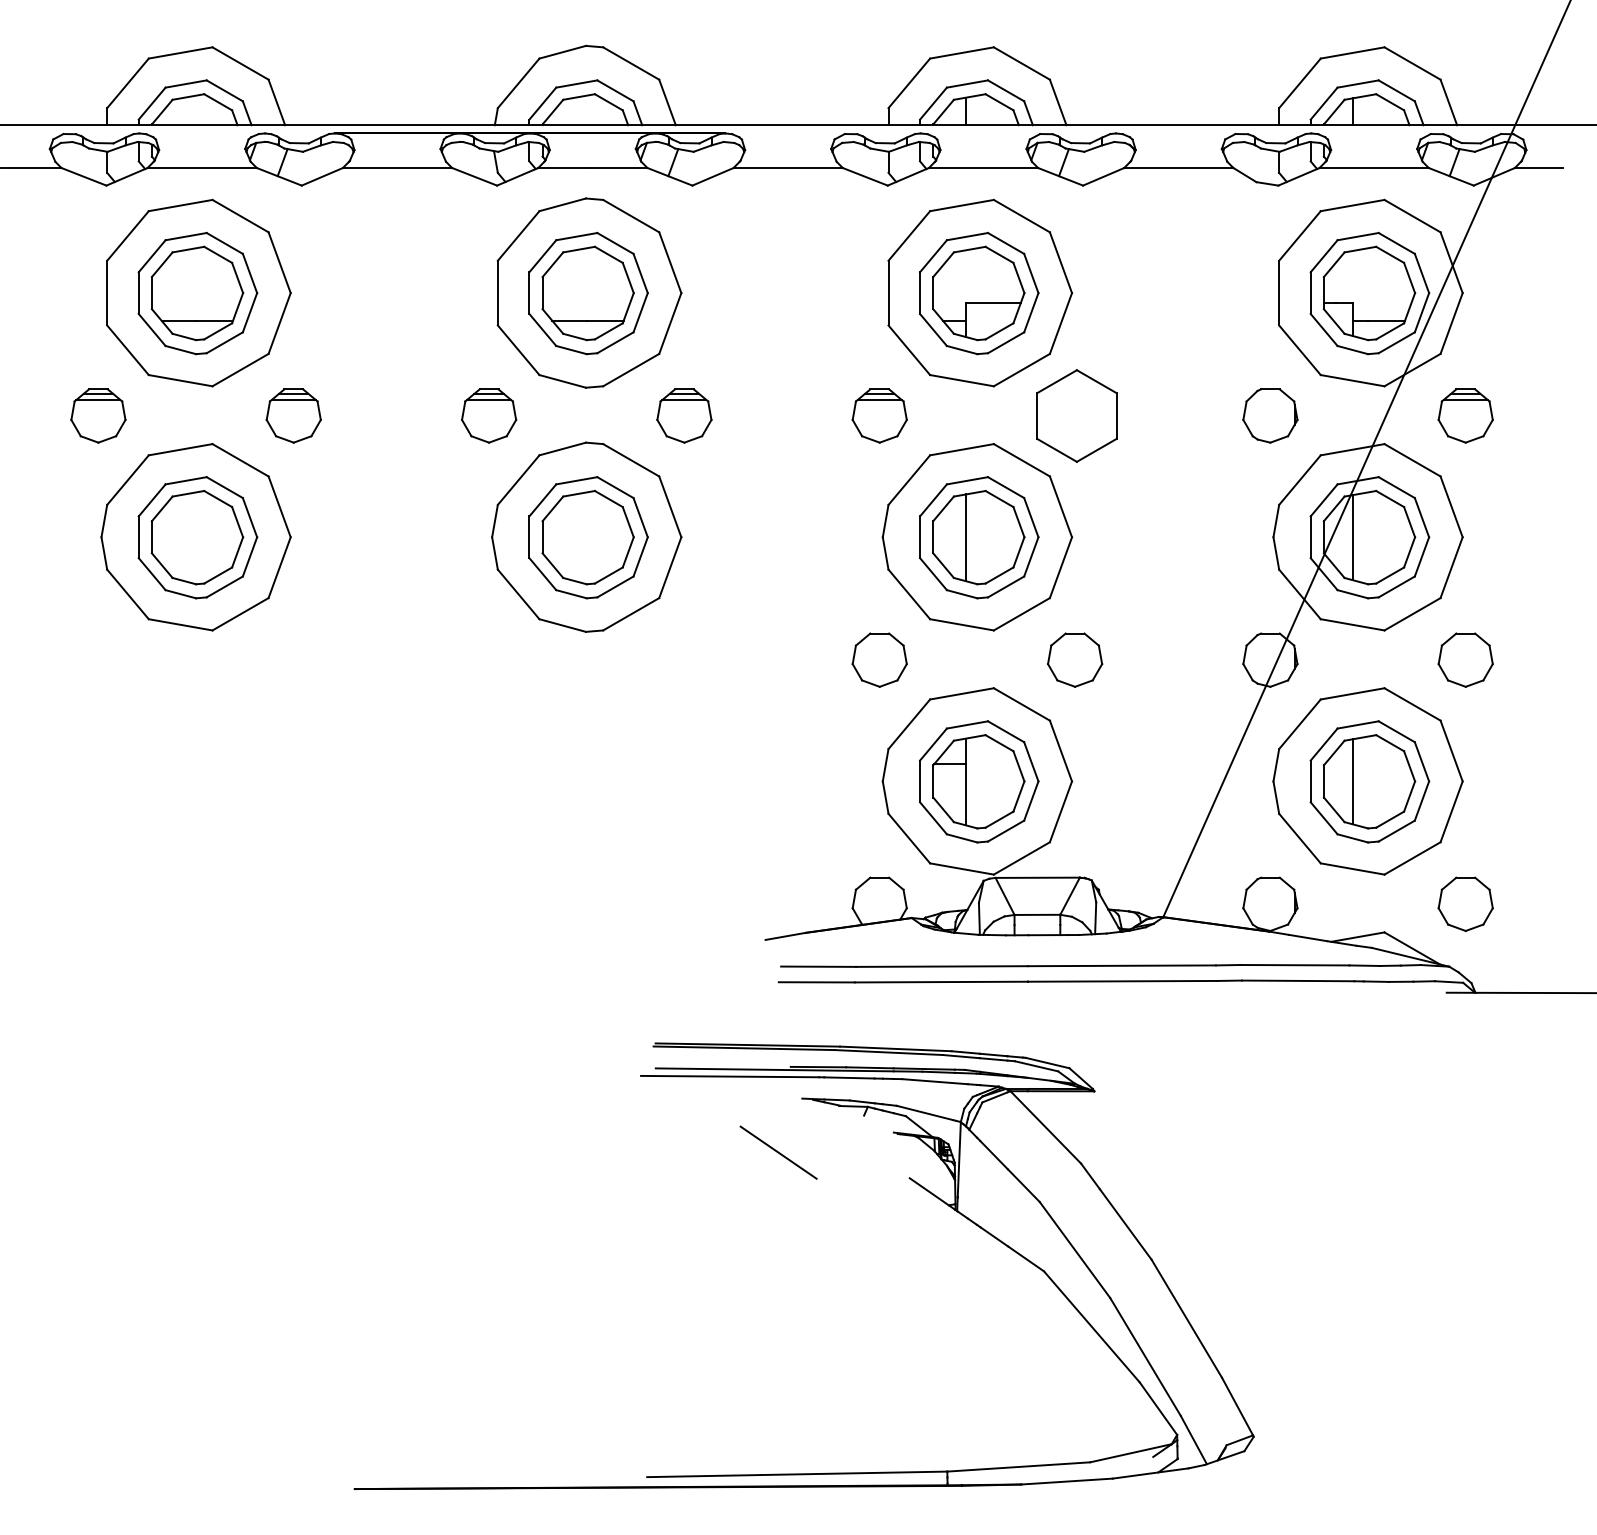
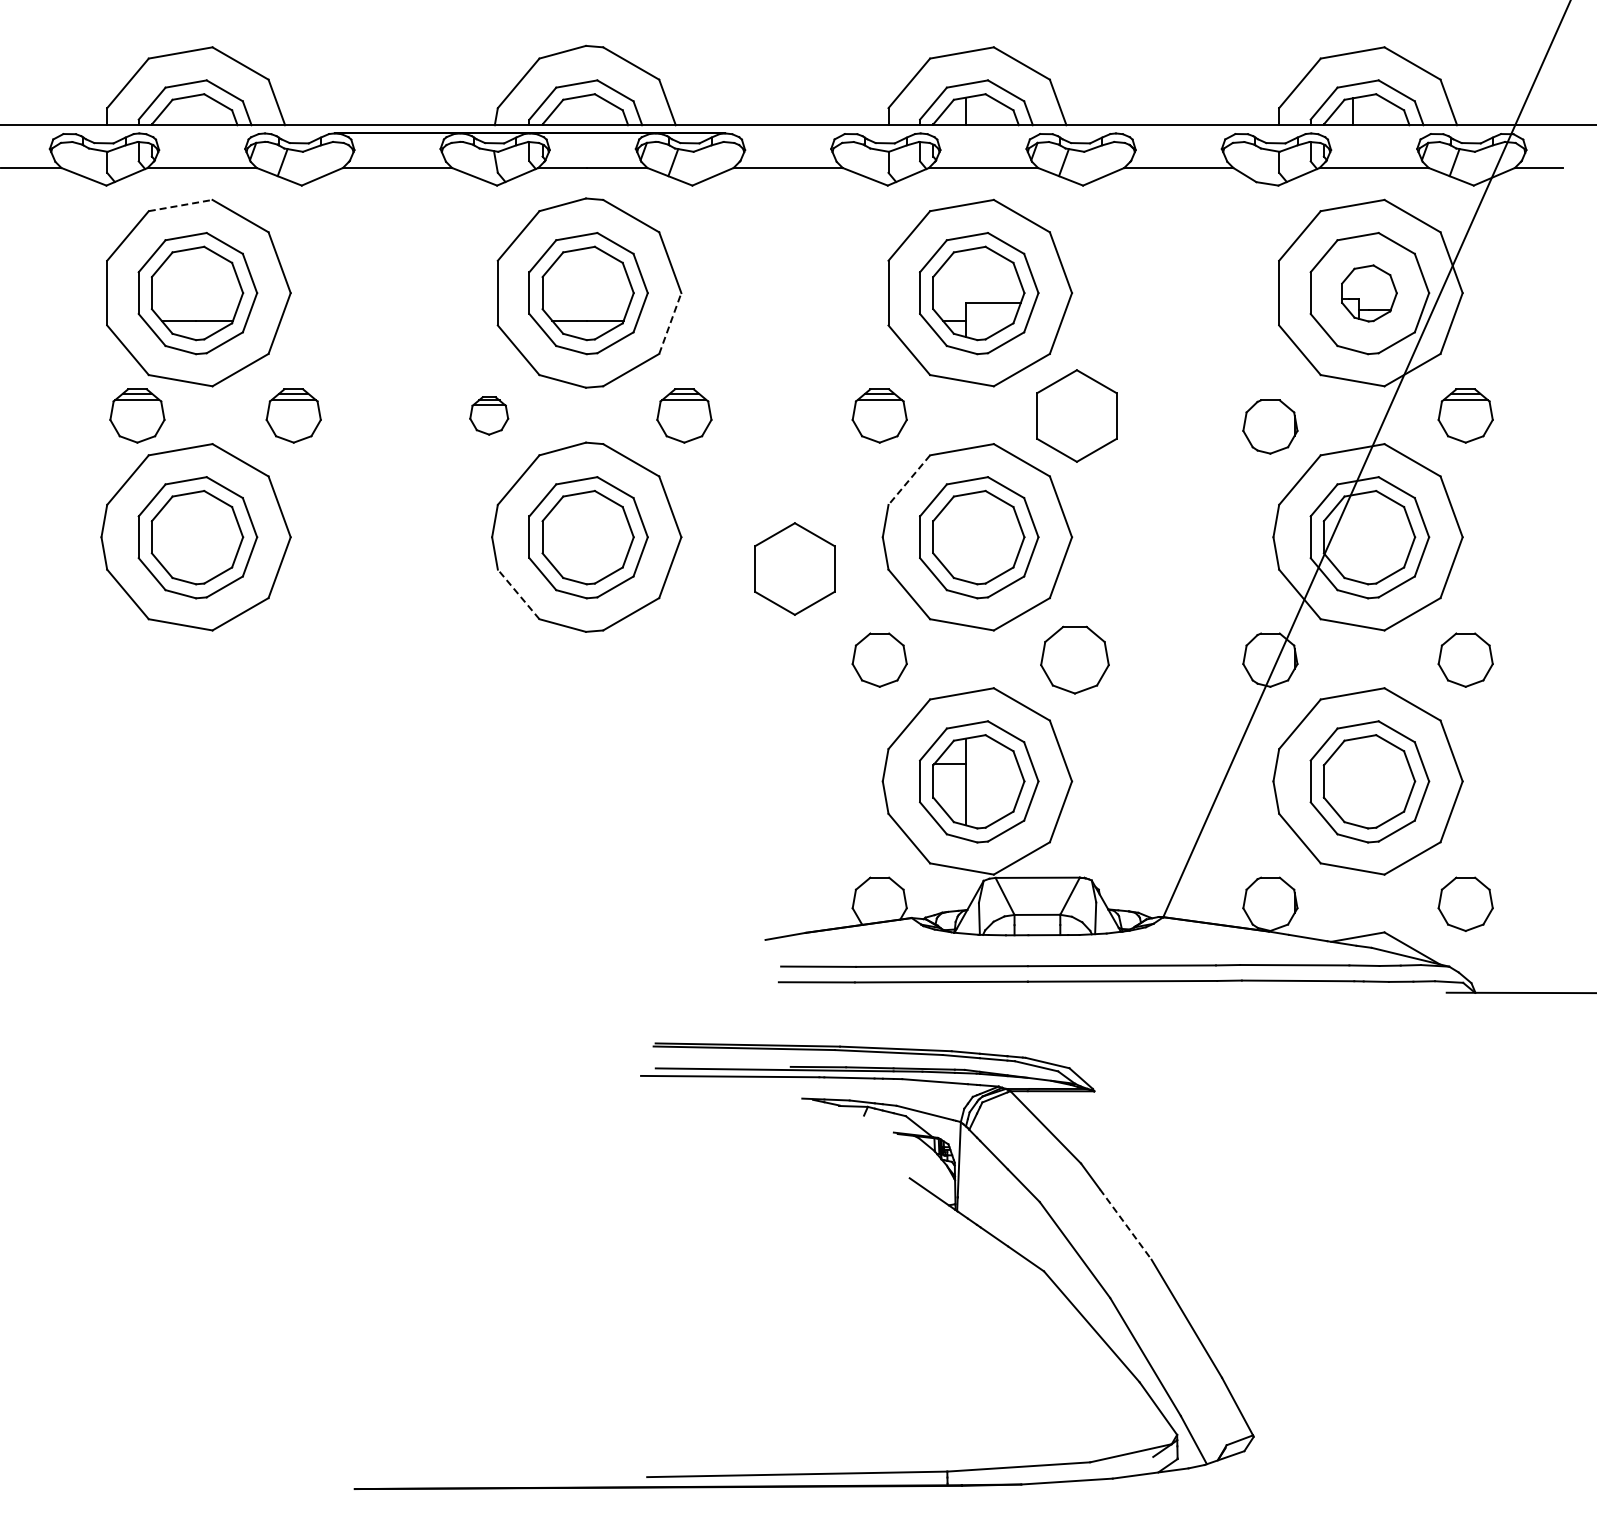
line: solid -> dashed (181, 205)
part size: 95x97 px -> 57x59 px (1369, 293)
line: solid -> dashed (670, 323)
part position: (98, 415) -> (137, 415) (137, 415)
part size: 57x56 px -> 41x40 px (489, 415)
part position: (1270, 415) -> (1270, 426) (1270, 426)
line: solid -> dashed (908, 480)
line: present -> none (965, 537)
line: present -> none (1352, 537)
part: none -> present (794, 568)
line: solid -> dashed (518, 594)
part size: 57x56 px -> 70x70 px (1074, 659)
line: present -> none (1352, 781)
line: present -> none (778, 1152)
line: solid -> dashed (1125, 1224)
